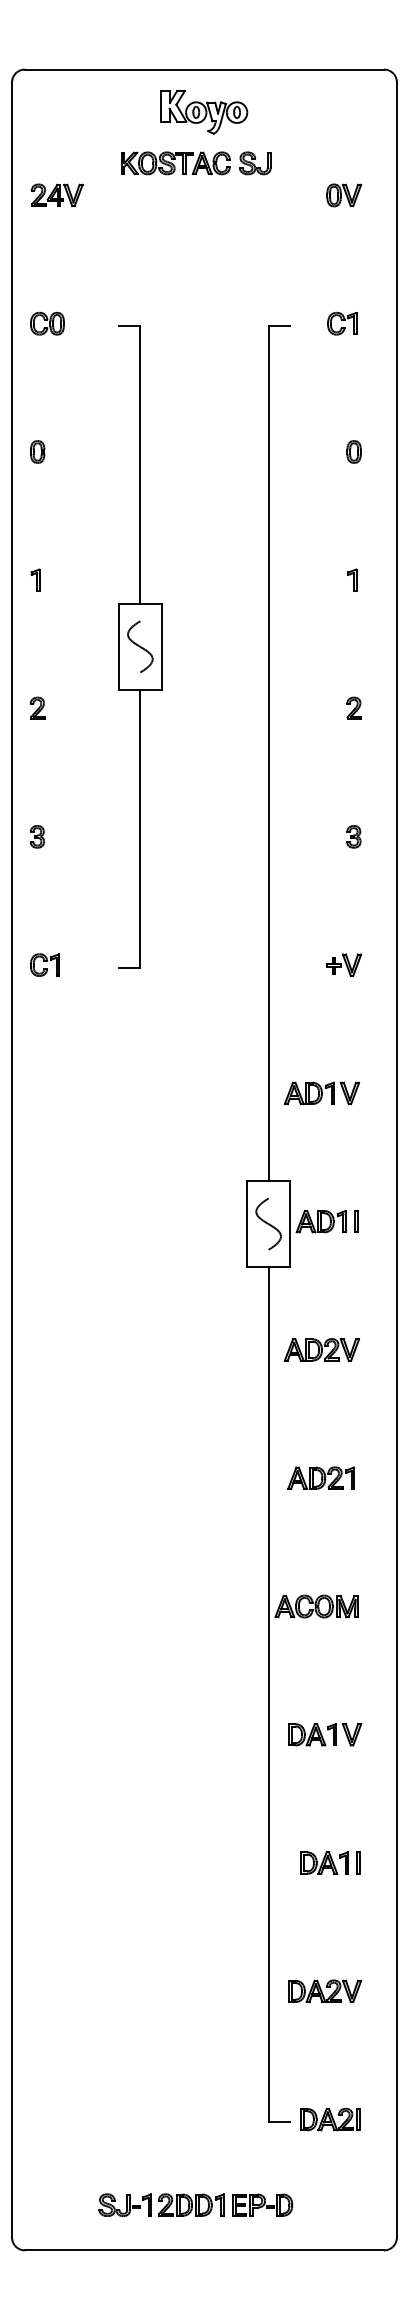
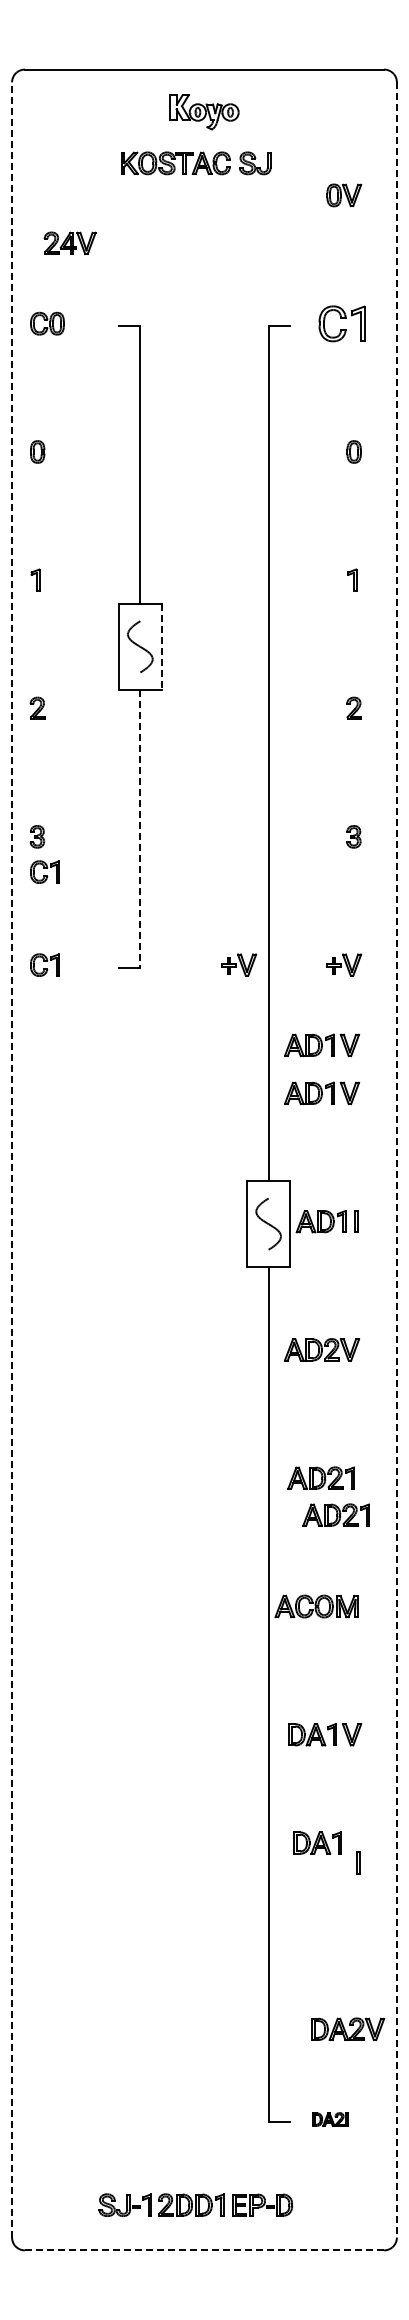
part size: 89x46 px -> 71x37 px (204, 112)
part position: (56, 194) -> (69, 242) (69, 242)
part size: 31x25 px -> 48x38 px (341, 323)
line: solid -> dashed (161, 646)
line: solid -> dashed (140, 828)
part: none -> present (44, 871)
part: none -> present (239, 964)
part: none -> present (321, 1045)
line: solid -> dashed (12, 1159)
line: solid -> dashed (396, 1159)
part: none -> present (335, 1514)
part position: (324, 1862) -> (317, 1842) (317, 1842)
part position: (325, 1990) -> (348, 2028) (348, 2028)
part size: 61x25 px -> 37x15 px (330, 2119)
line: solid -> dashed (204, 2250)
